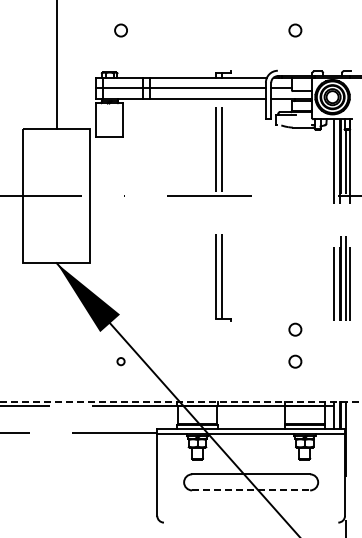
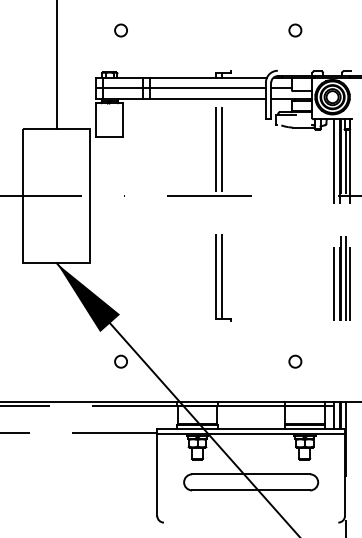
circle: present -> none (295, 329)
circle size: 10x10 px -> 14x15 px (120, 361)
line: dashed -> solid (181, 401)
line: dashed -> solid (251, 490)
